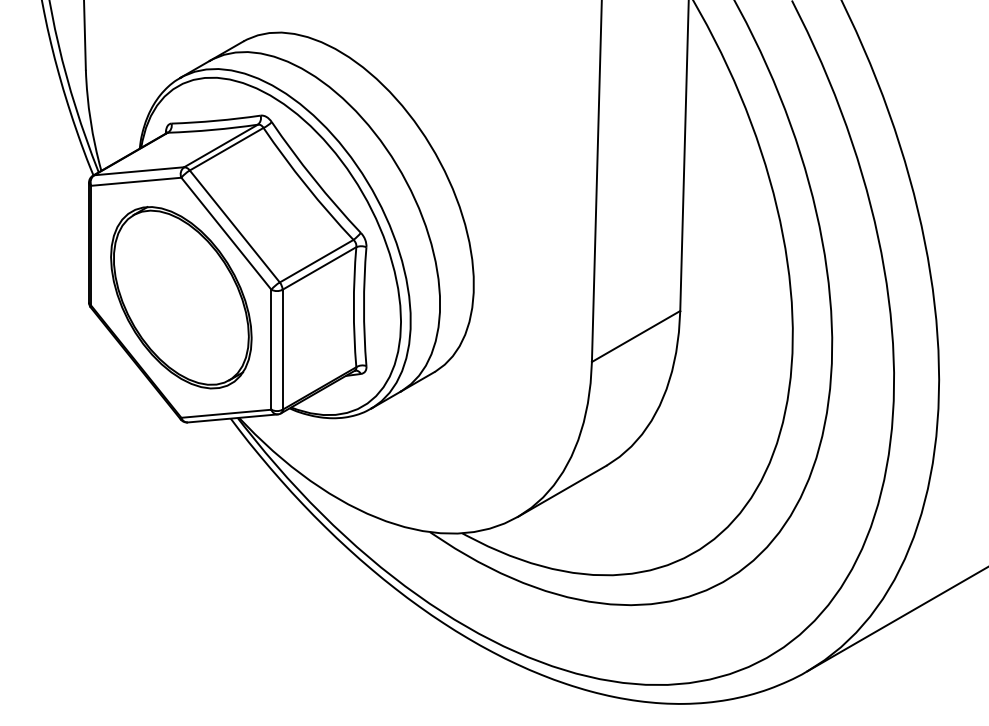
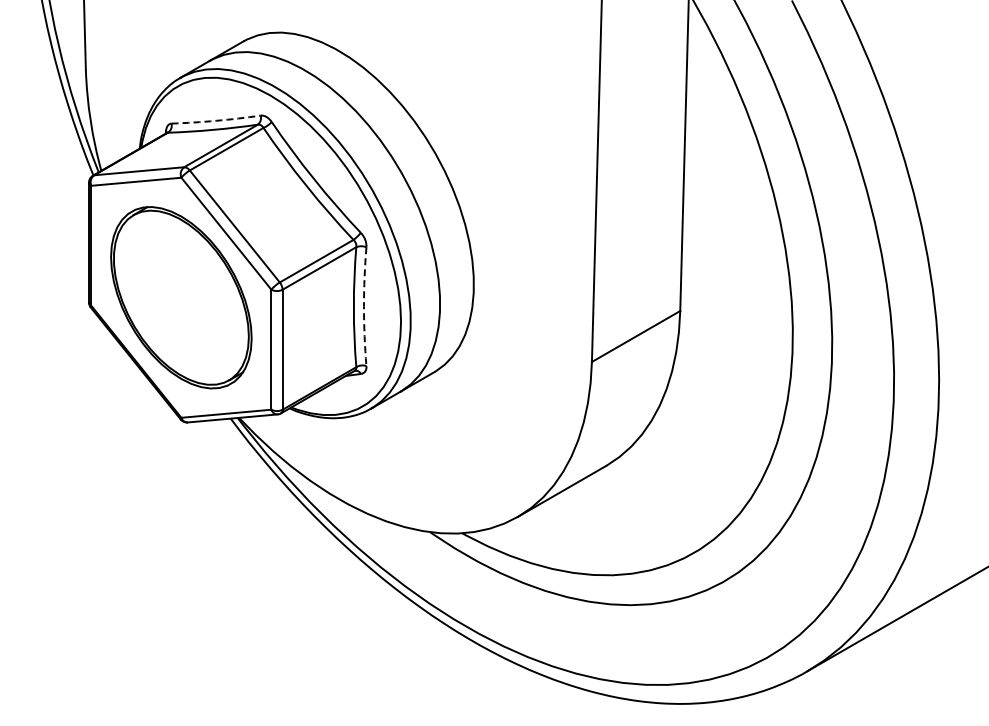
arc: solid -> dashed (216, 120)
arc: solid -> dashed (364, 306)
